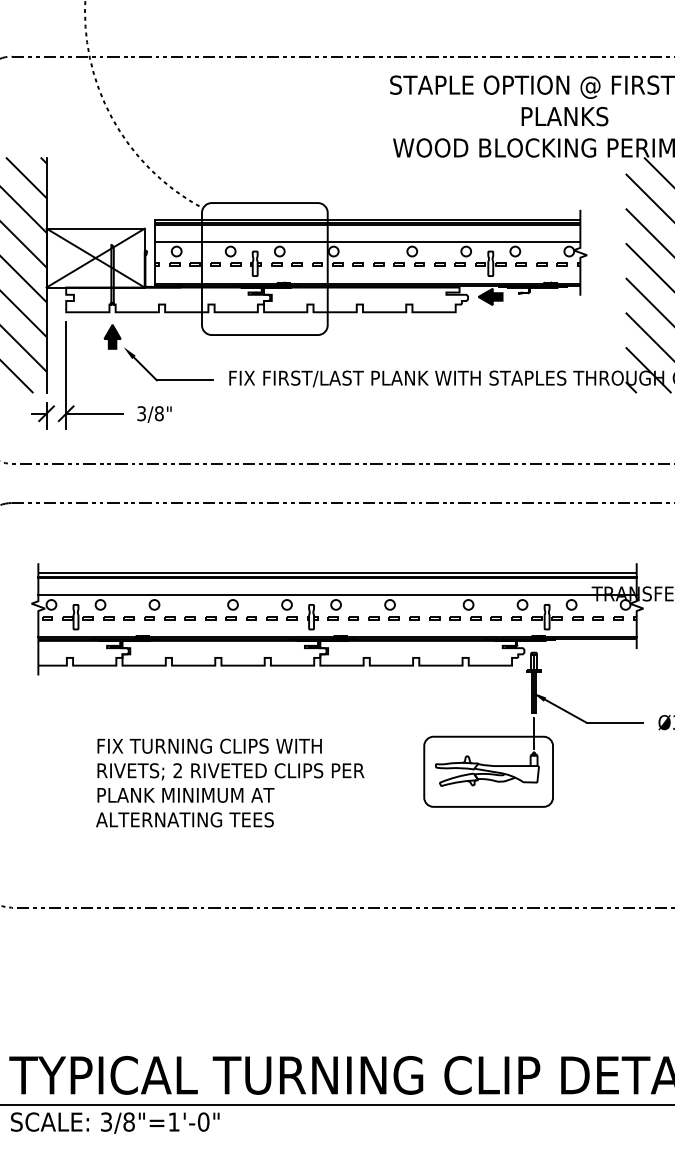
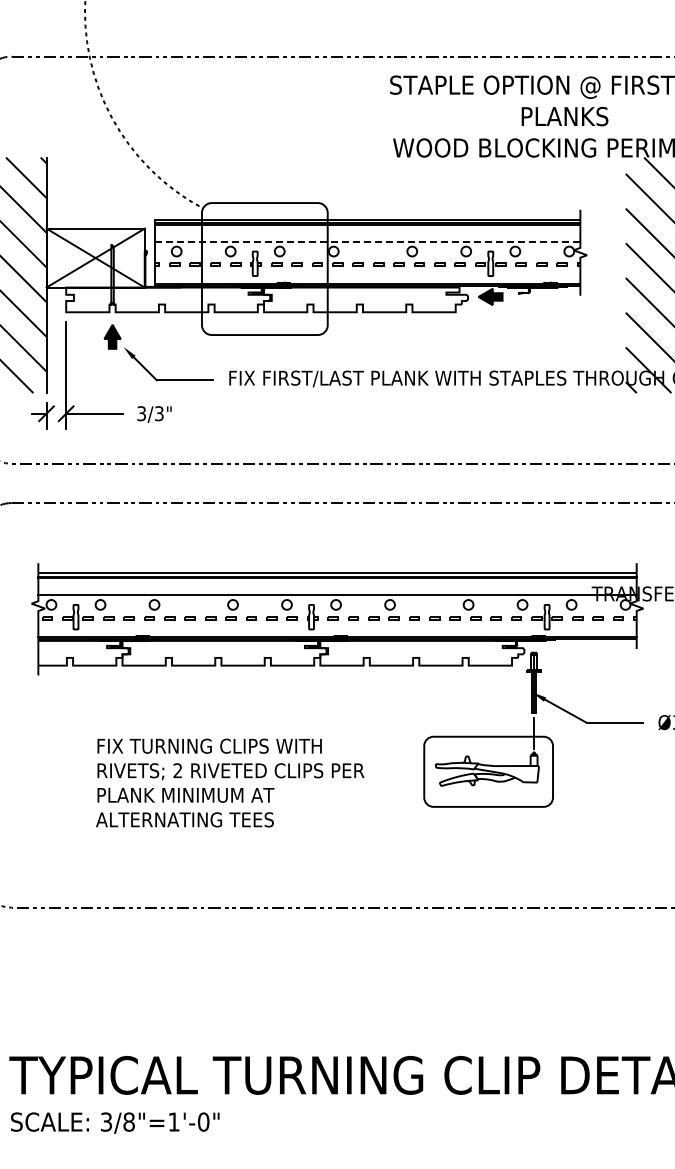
line: solid -> dashed (367, 241)
text: 3/8" -> 3/3" (158, 413)
line: present -> none (336, 1105)
